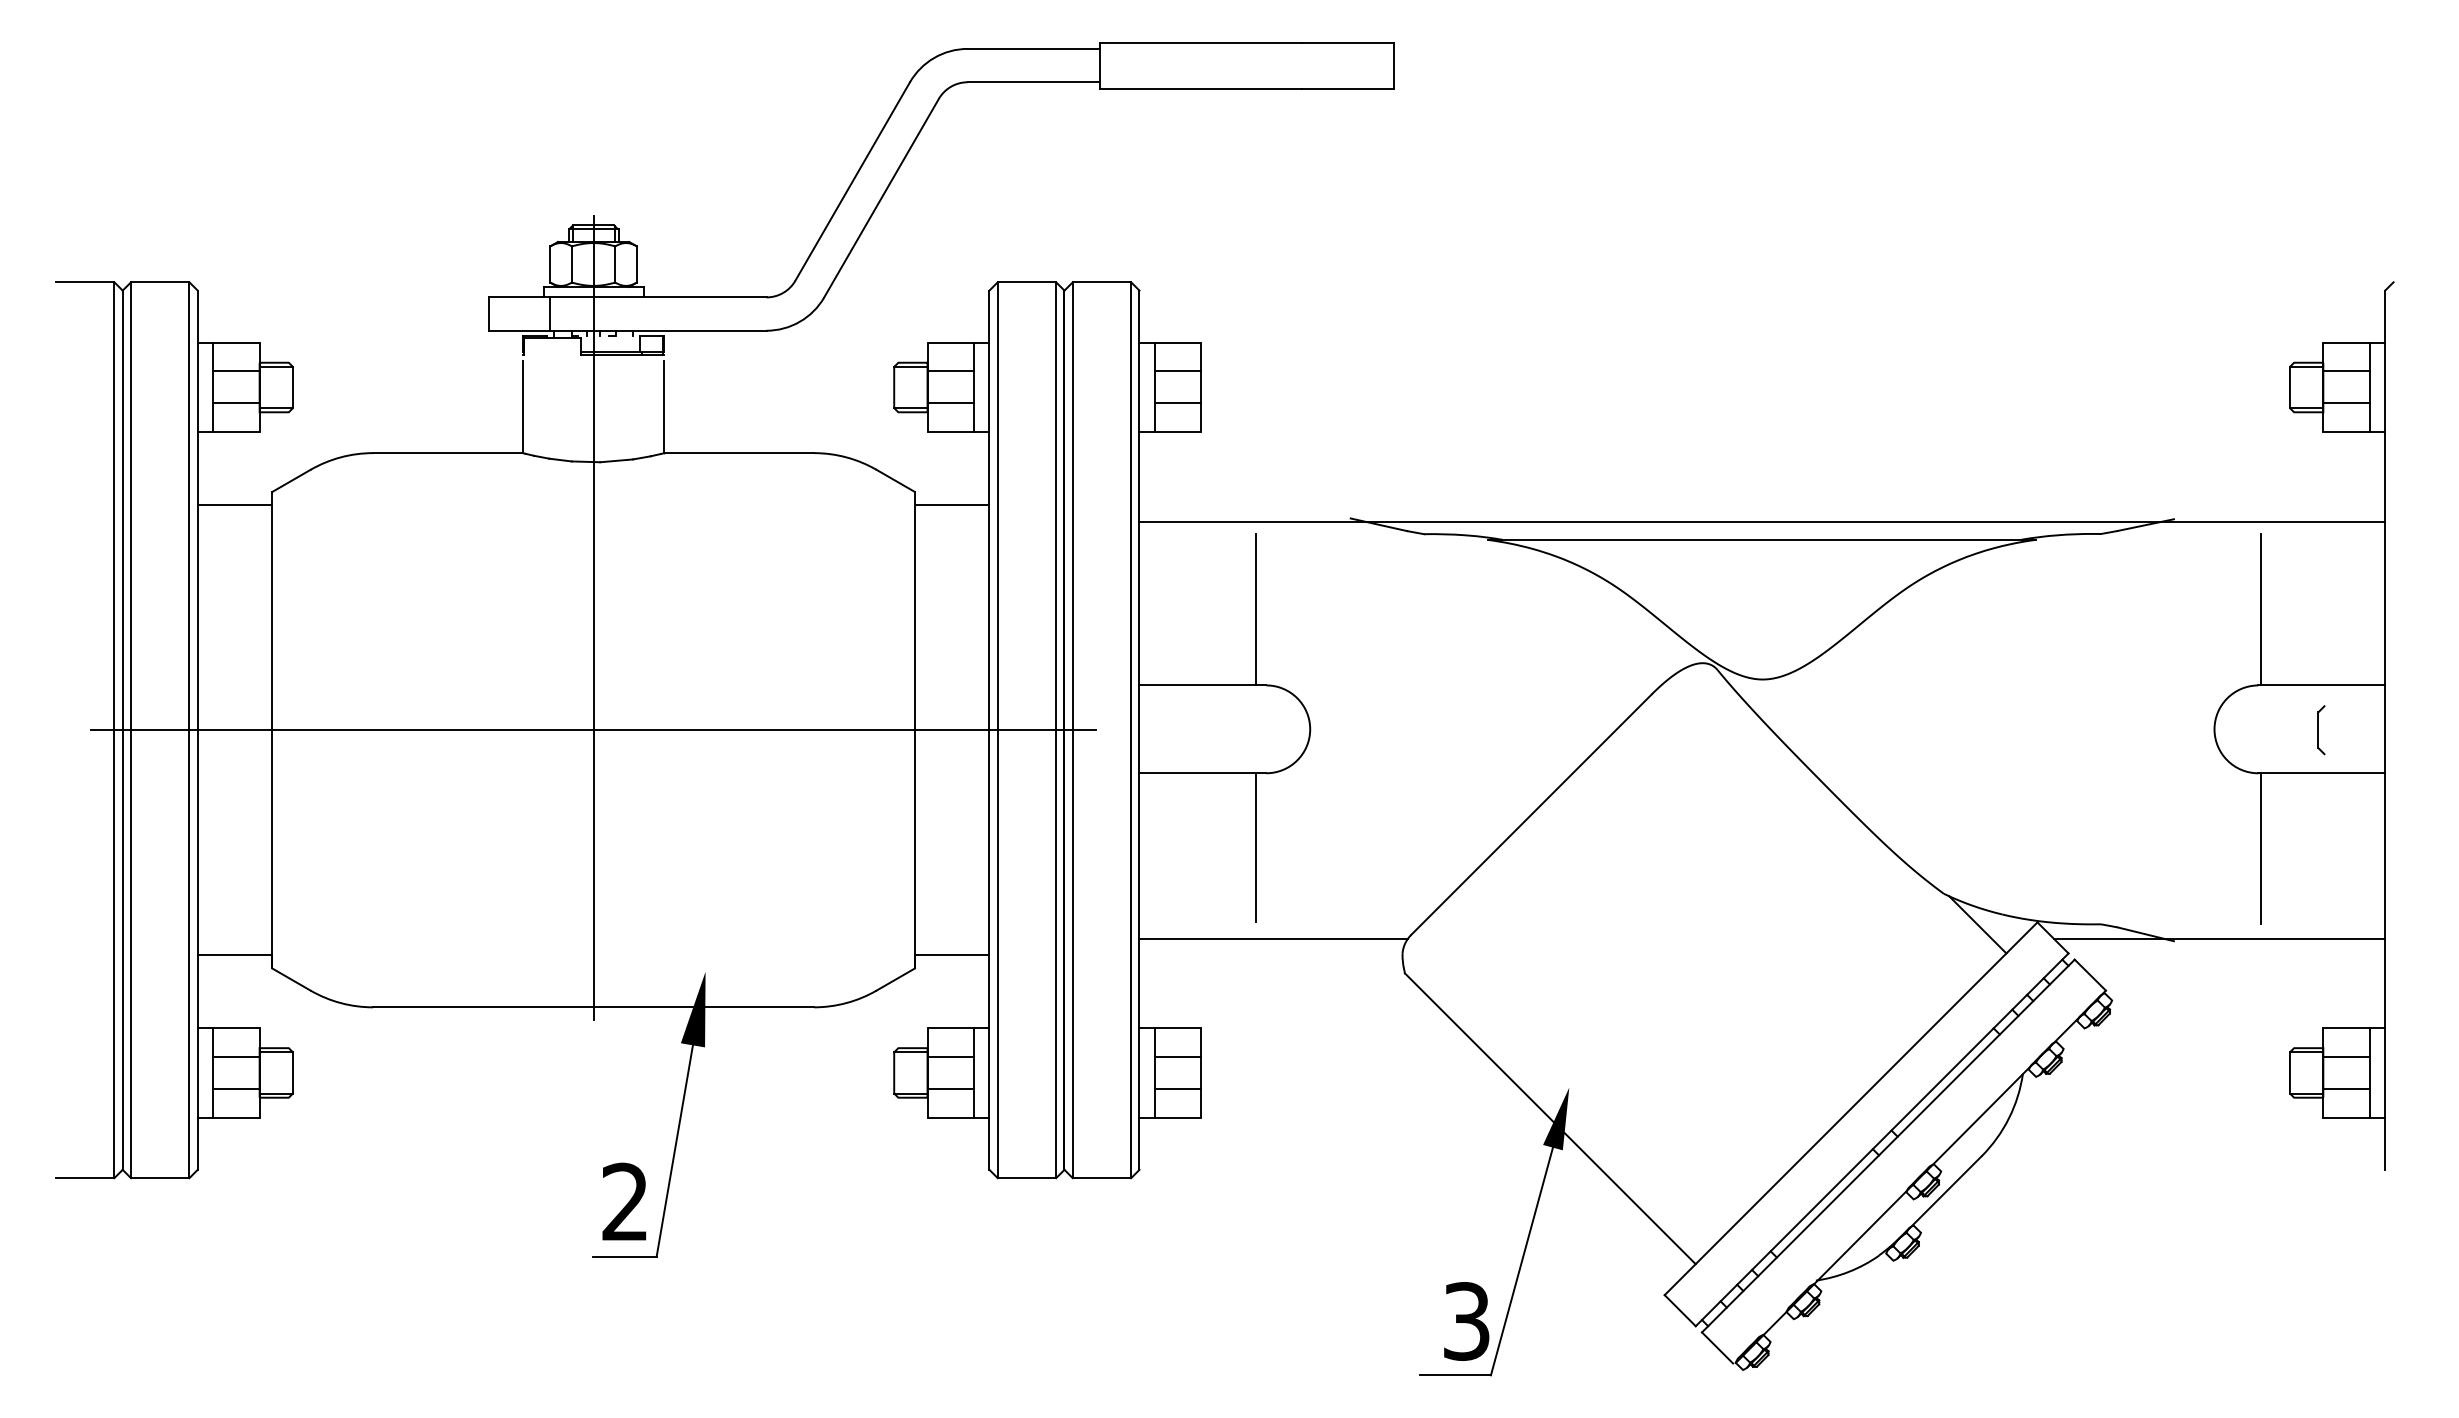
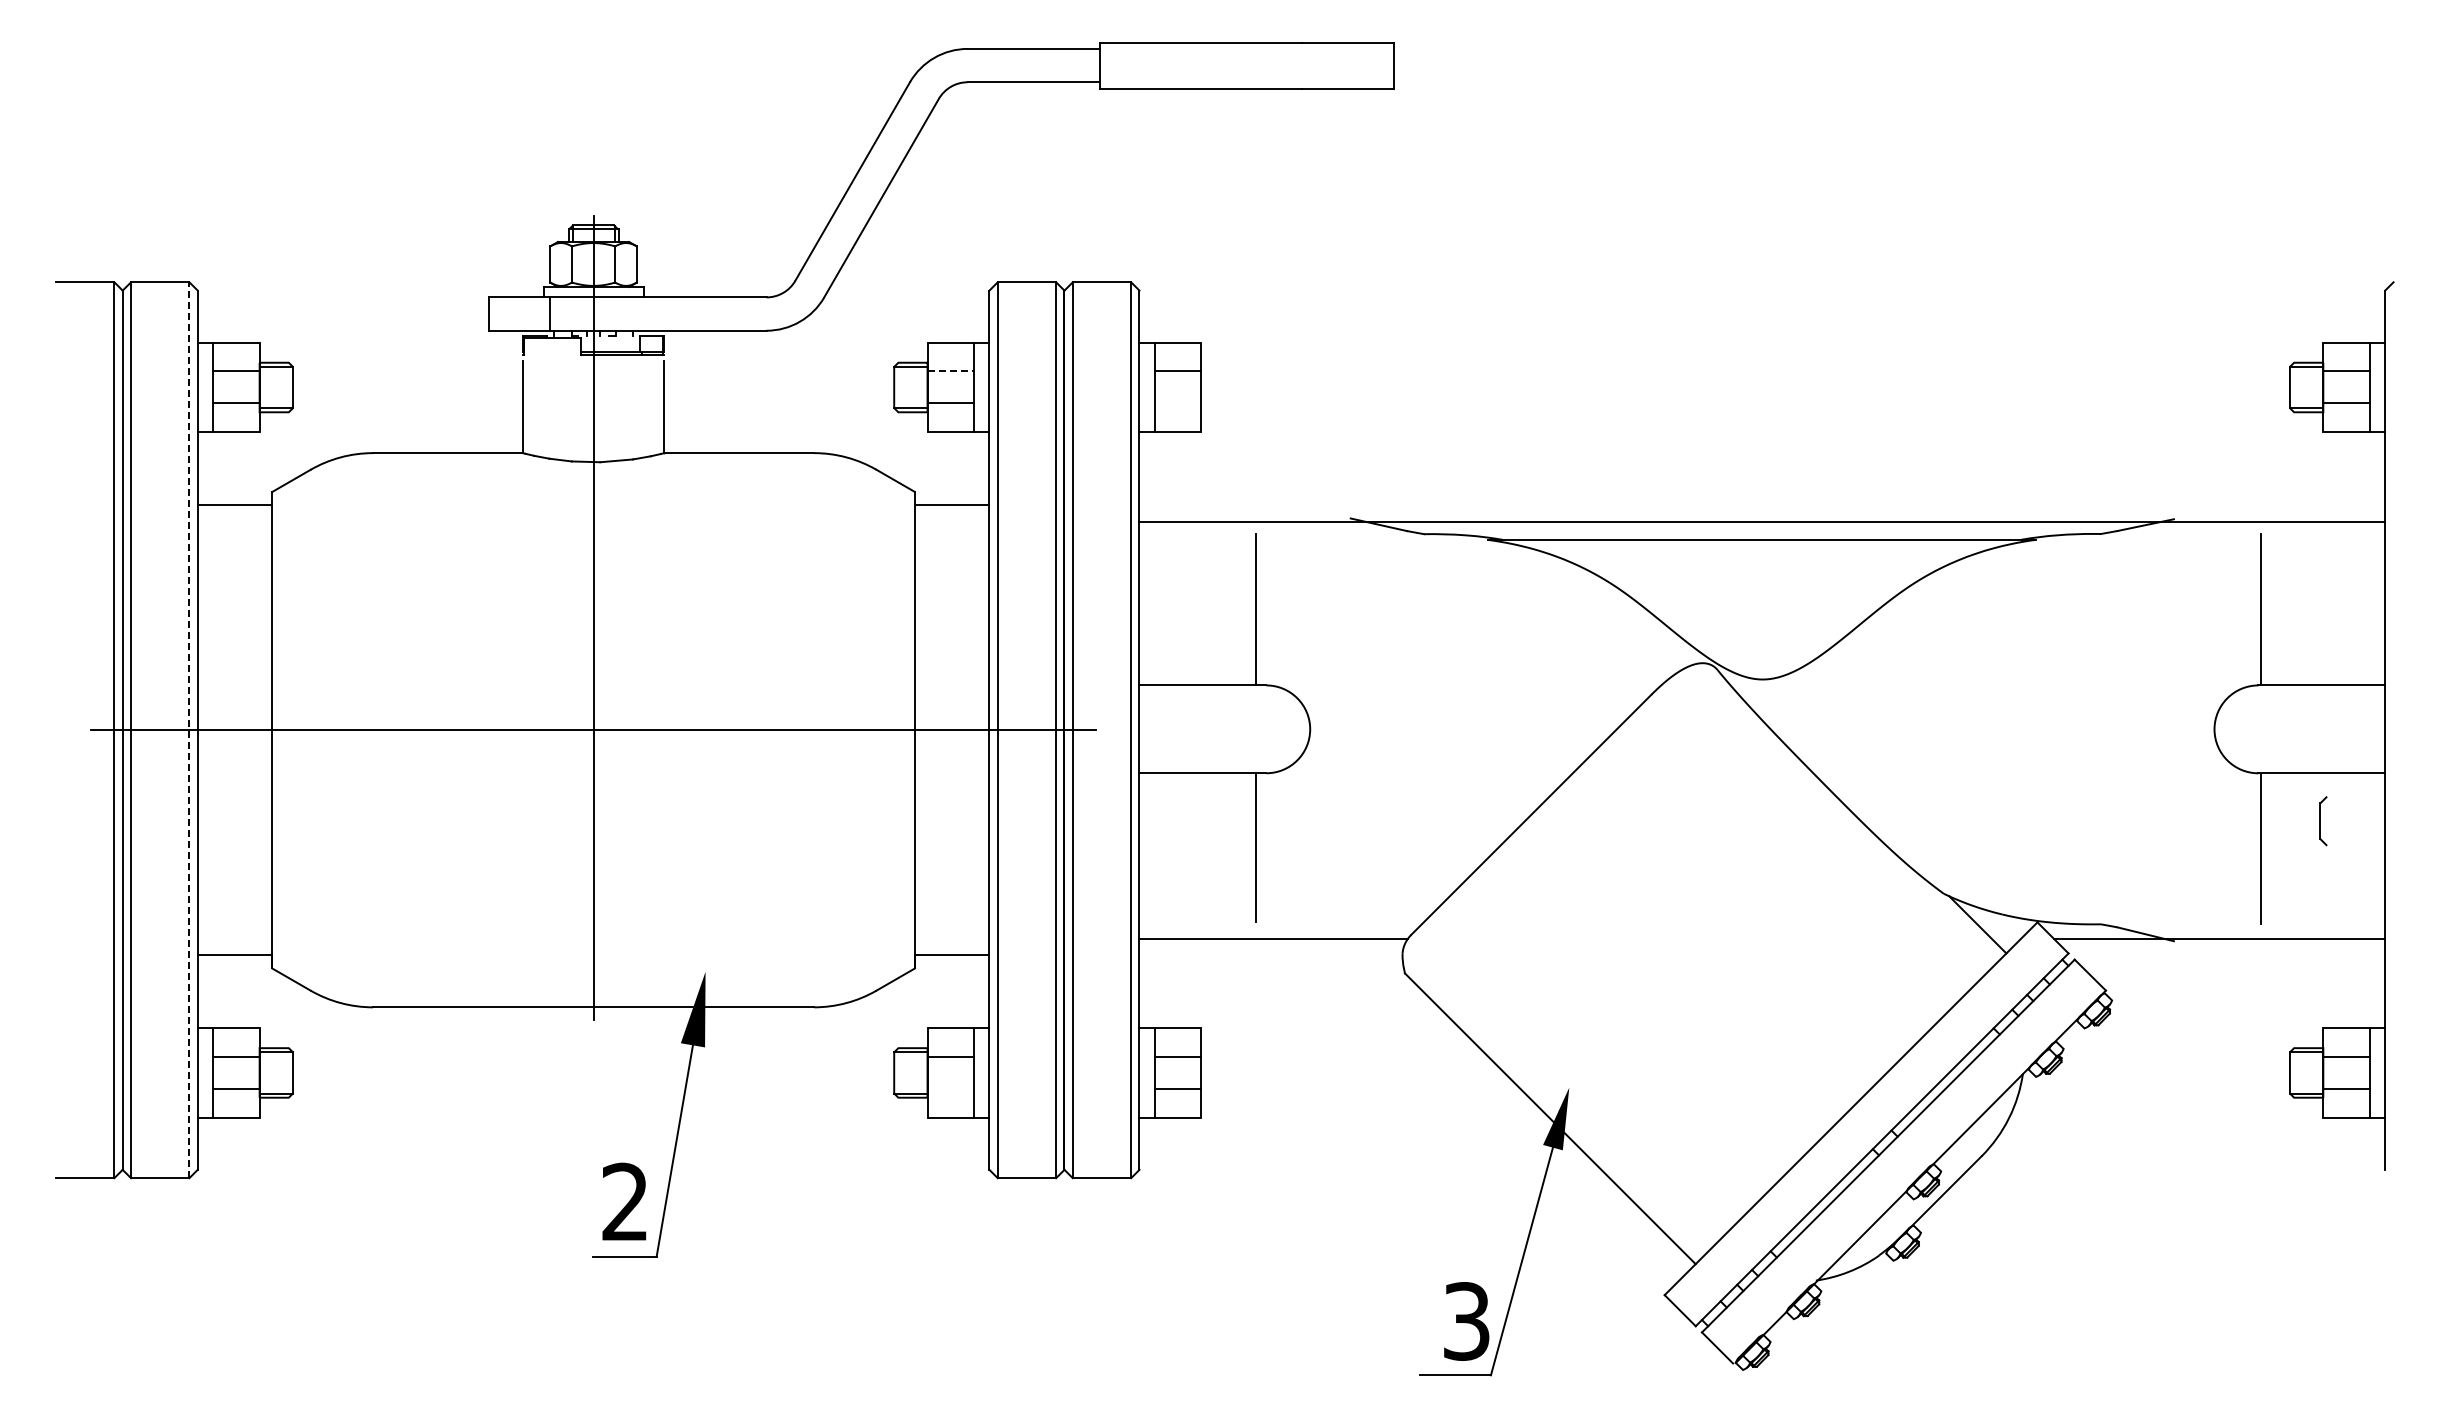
line: solid -> dashed (951, 371)
line: present -> none (1178, 403)
line: solid -> dashed (189, 730)
part position: (2321, 730) -> (2323, 821) (2323, 821)
line: present -> none (950, 1089)
